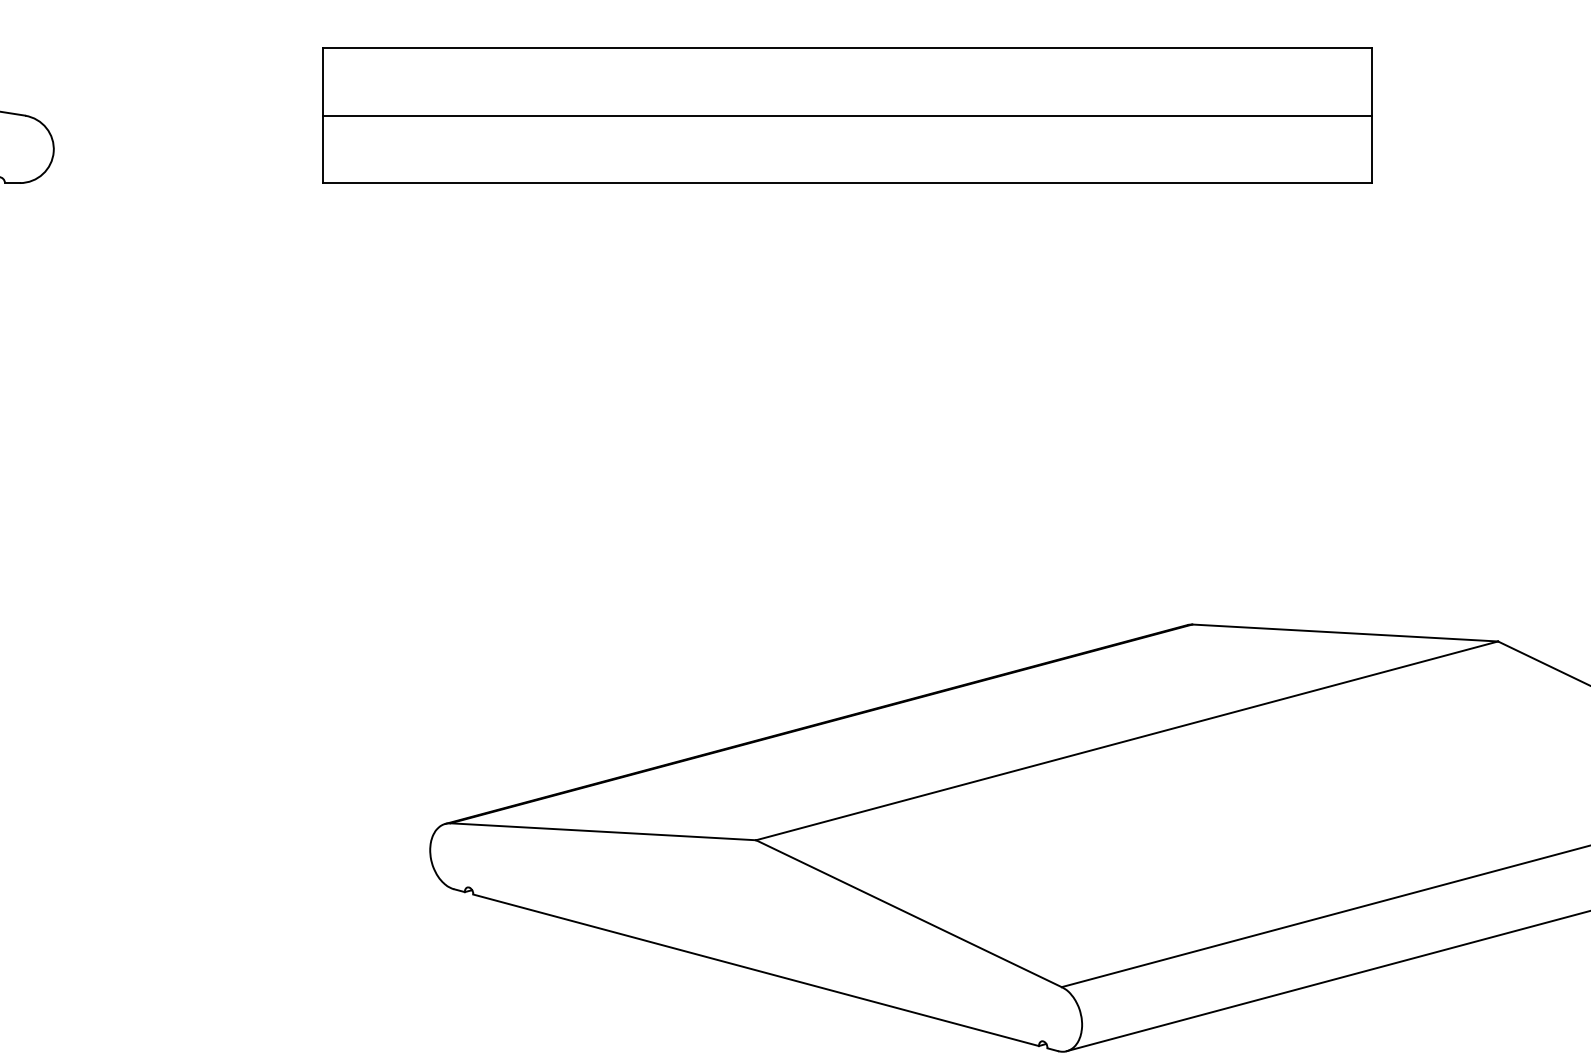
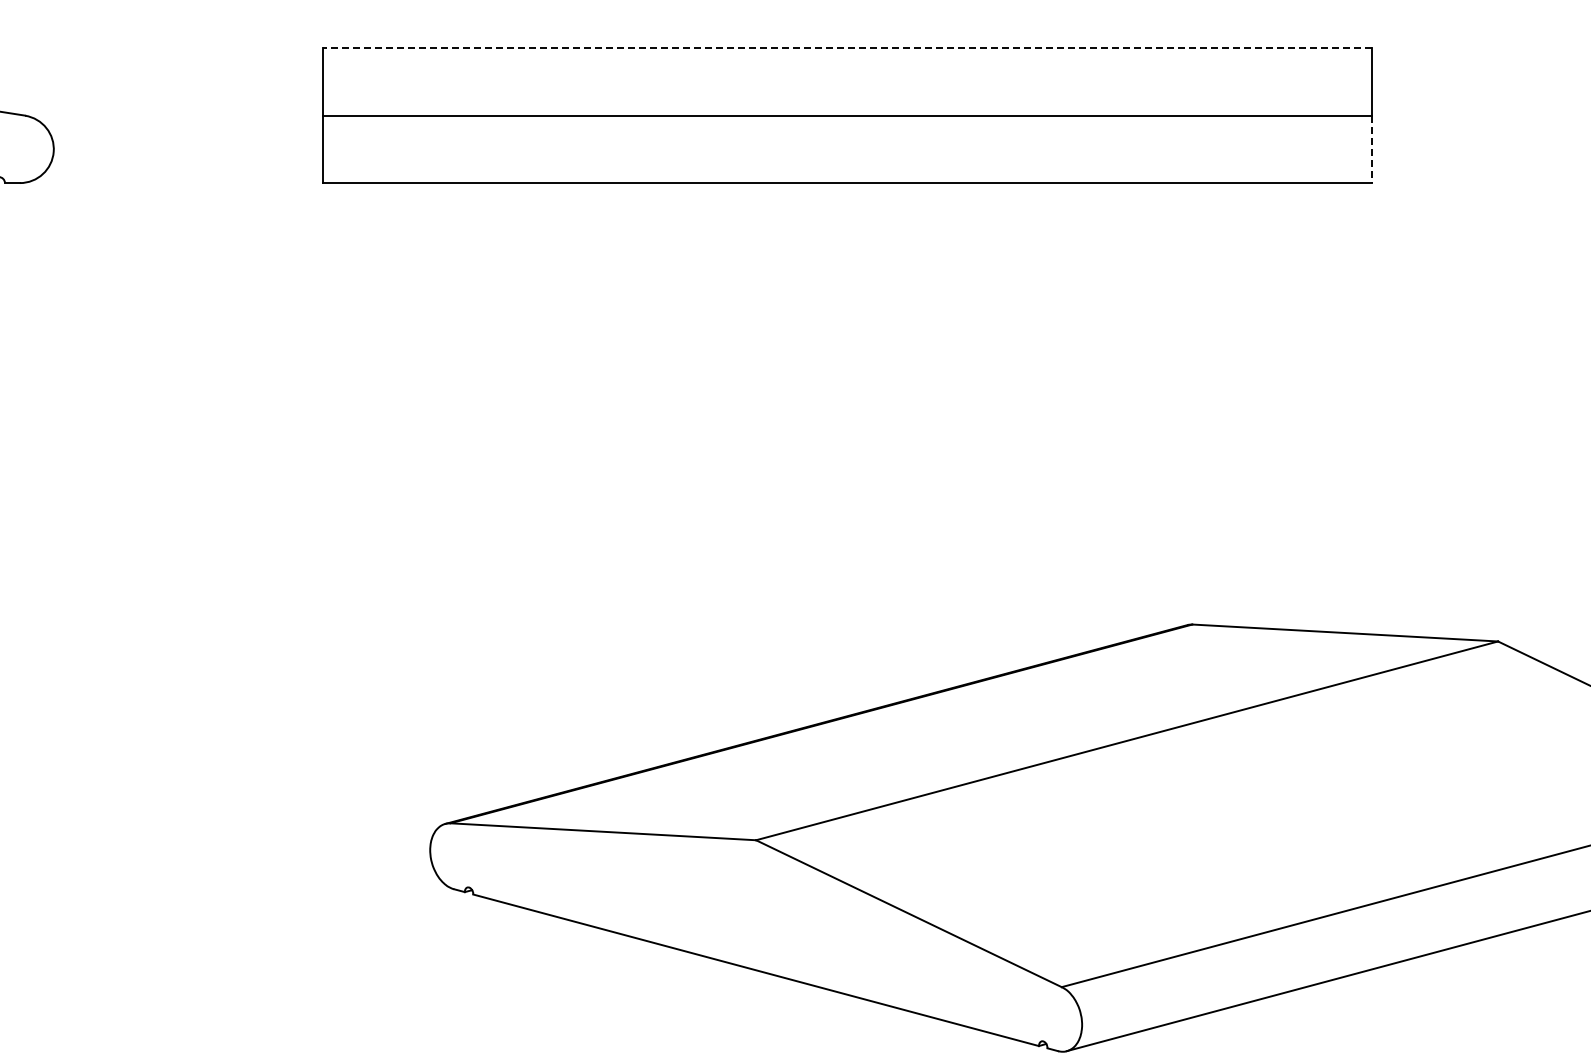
line: solid -> dashed (847, 48)
line: solid -> dashed (1372, 149)
